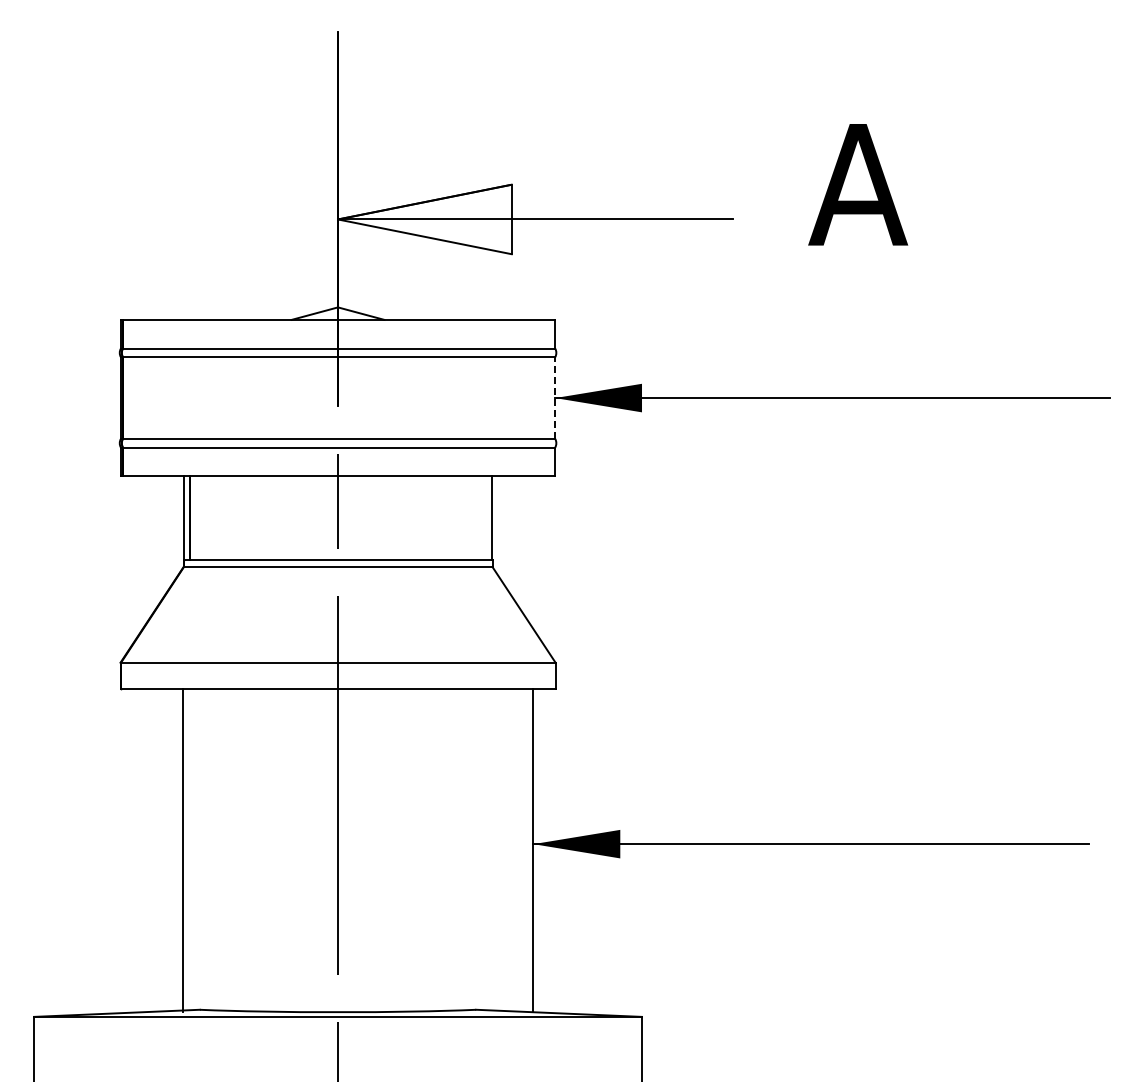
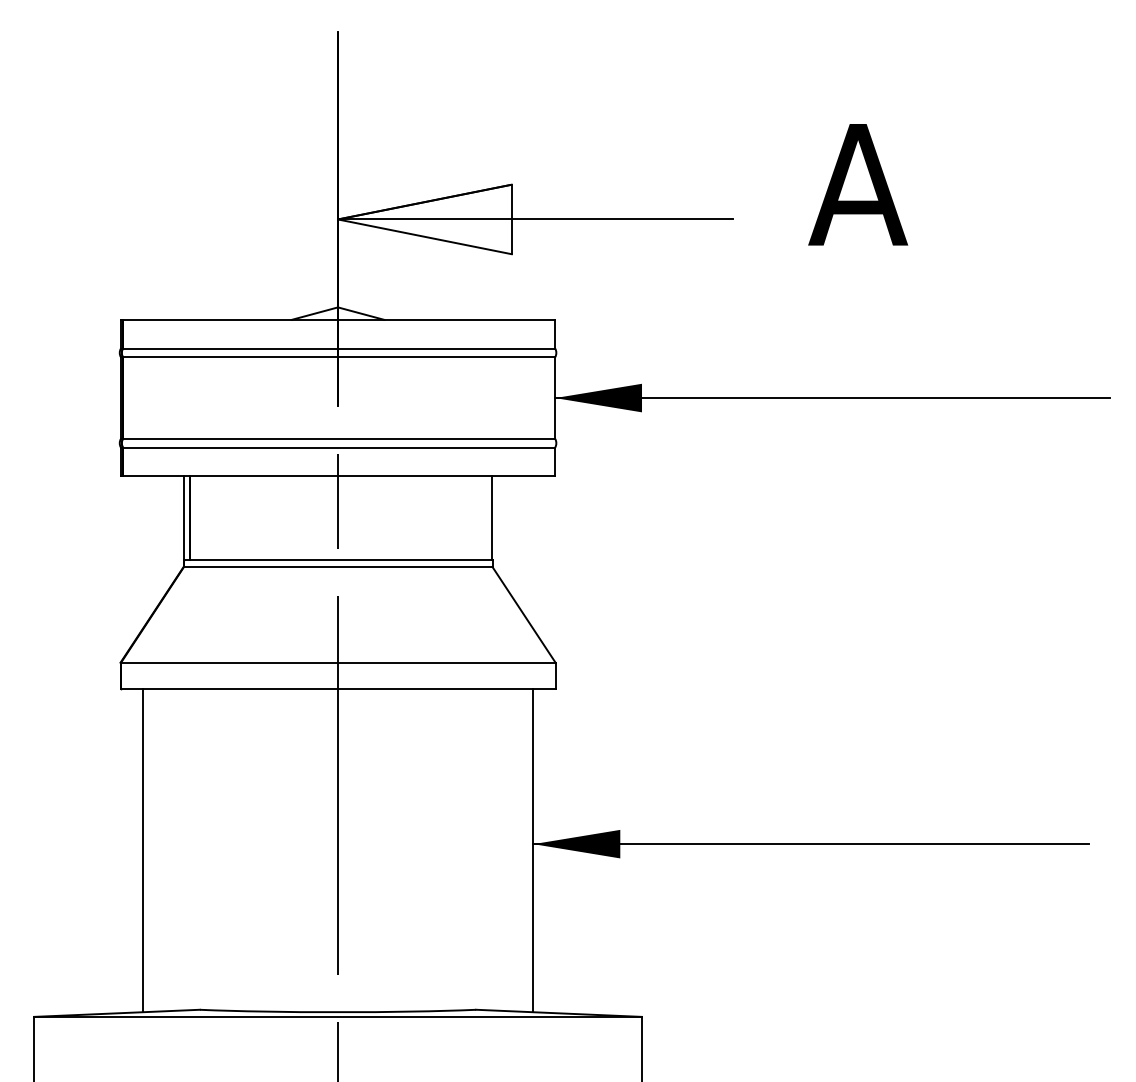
line: dashed -> solid (555, 398)
line position: (182, 850) -> (142, 850) (142, 850)
